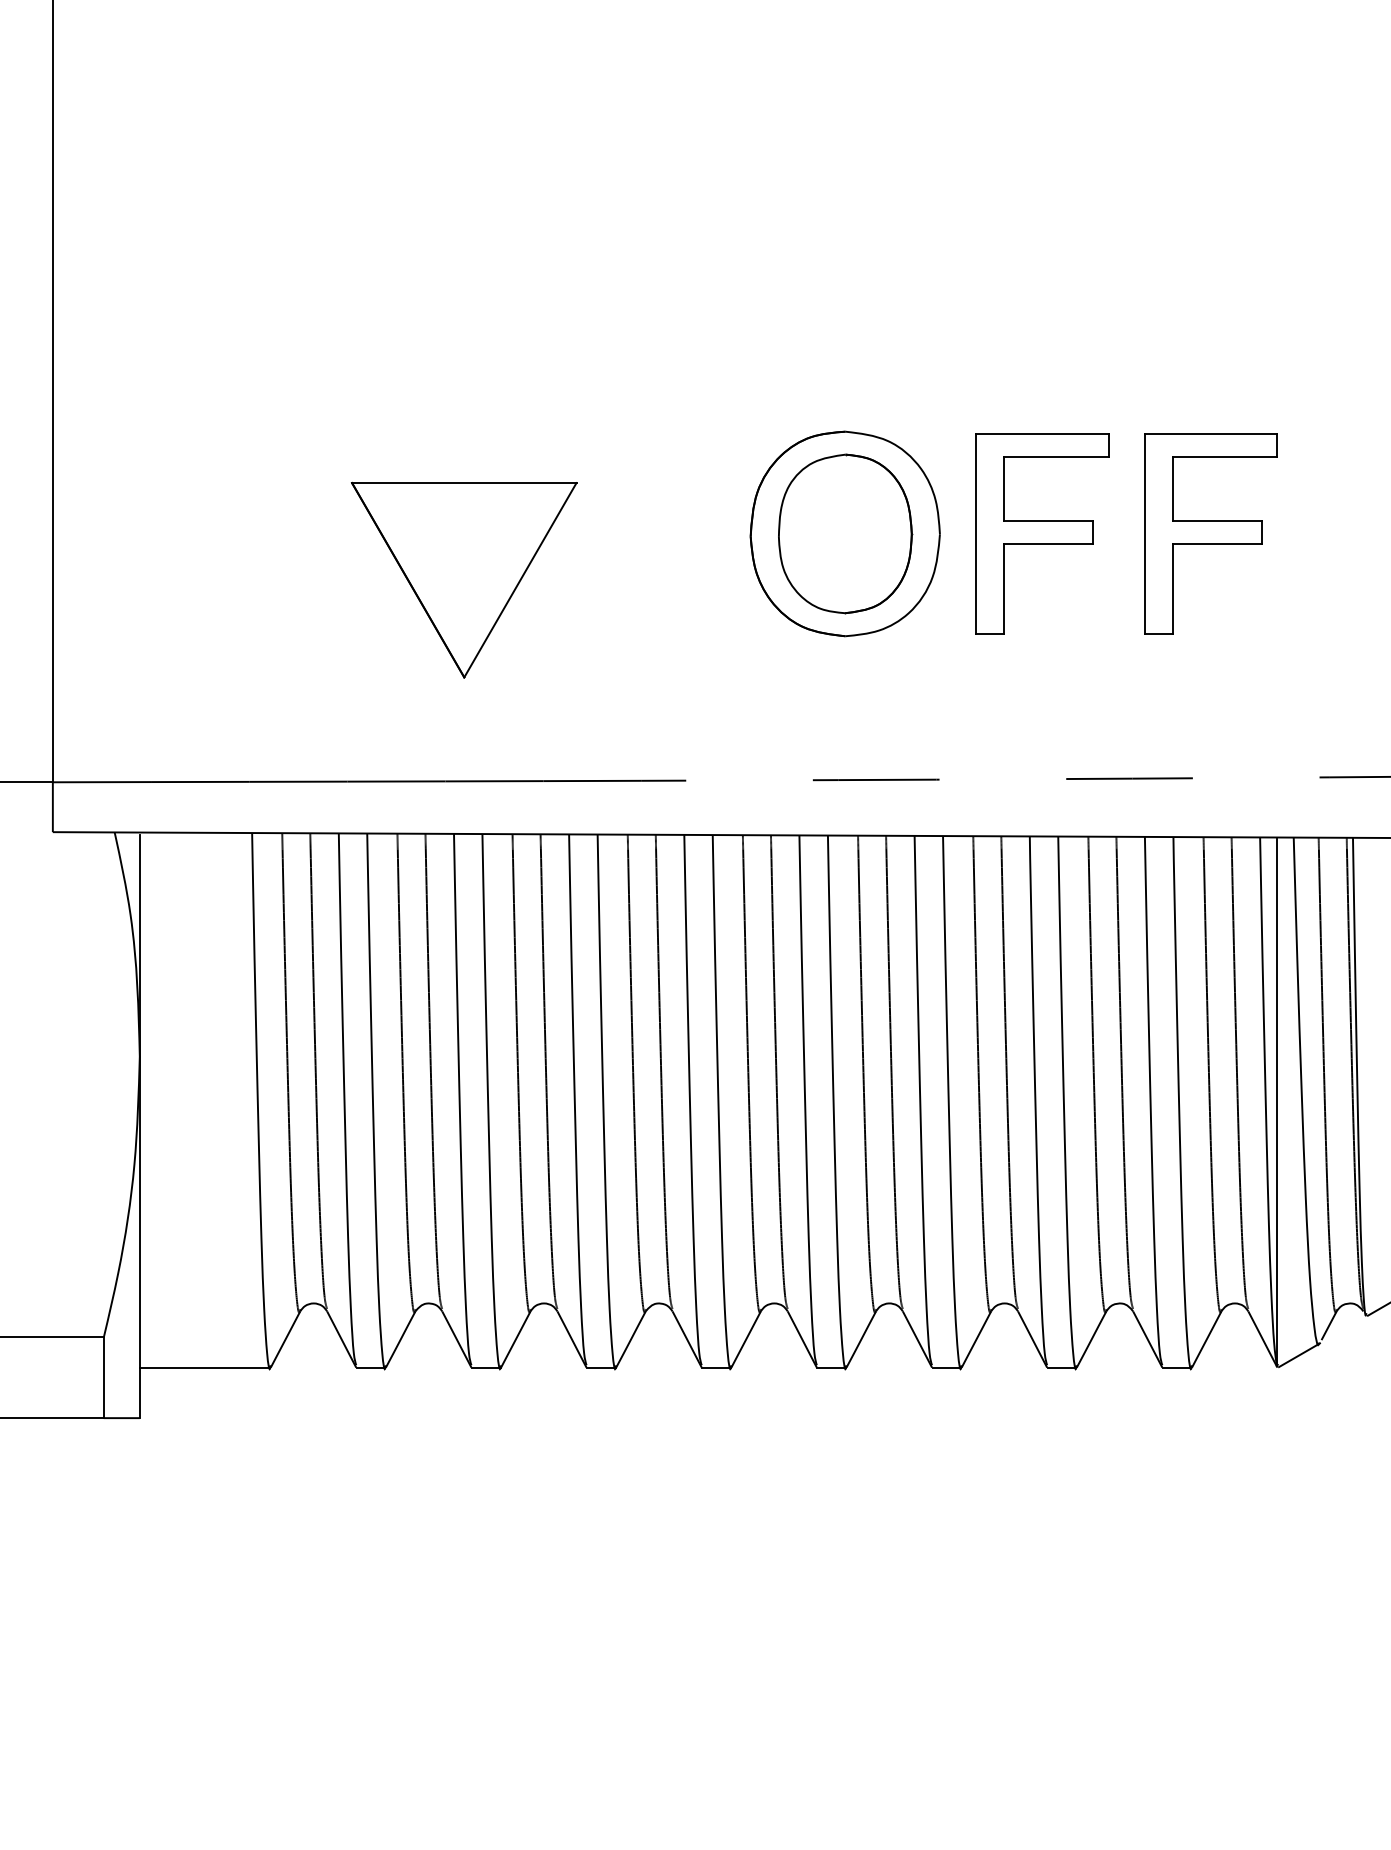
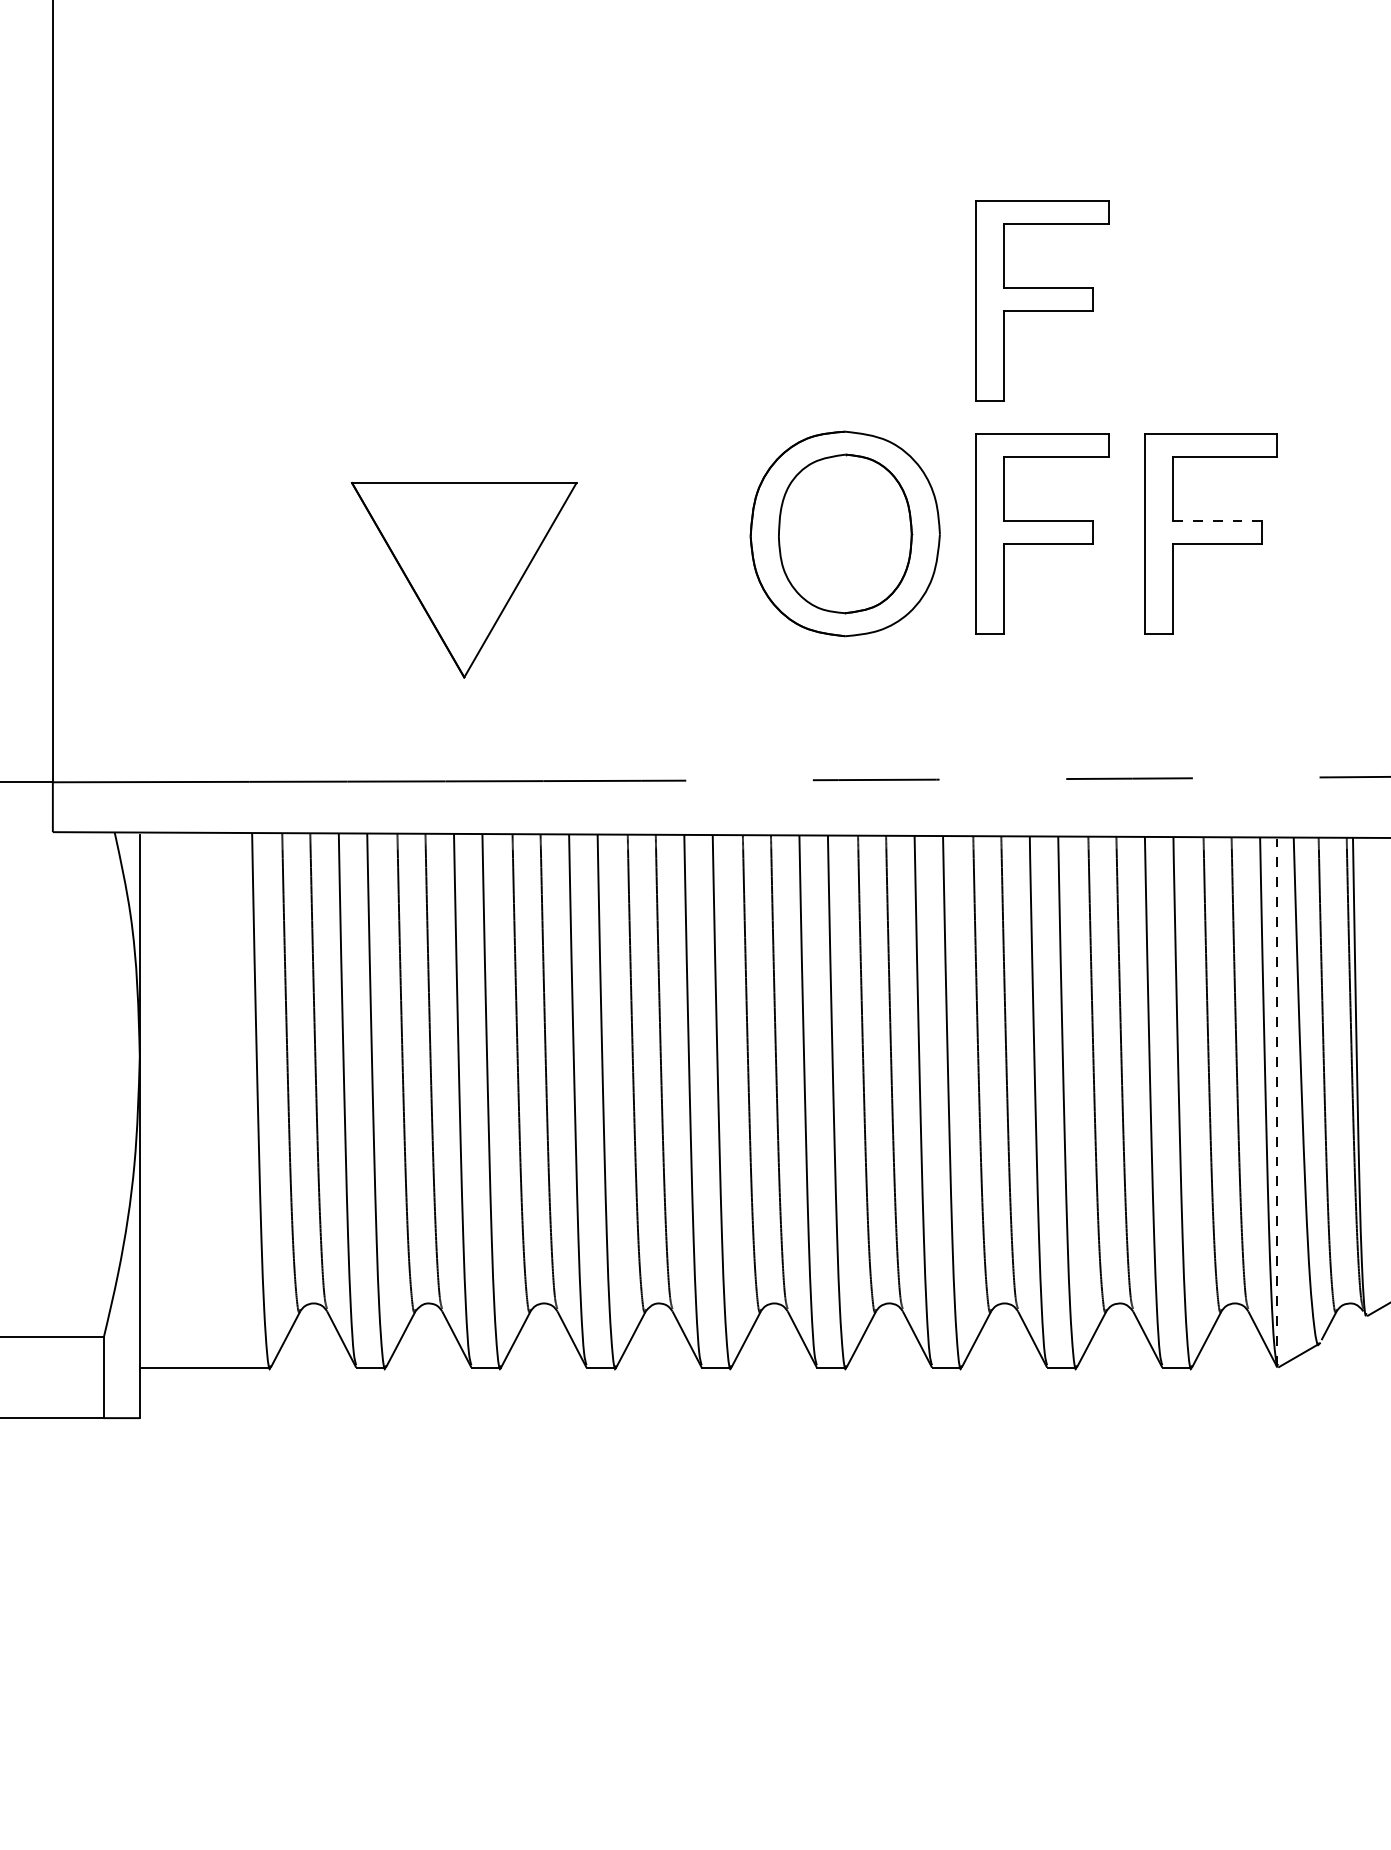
part: none -> present (1042, 300)
line: solid -> dashed (1217, 521)
line: solid -> dashed (1276, 1102)
